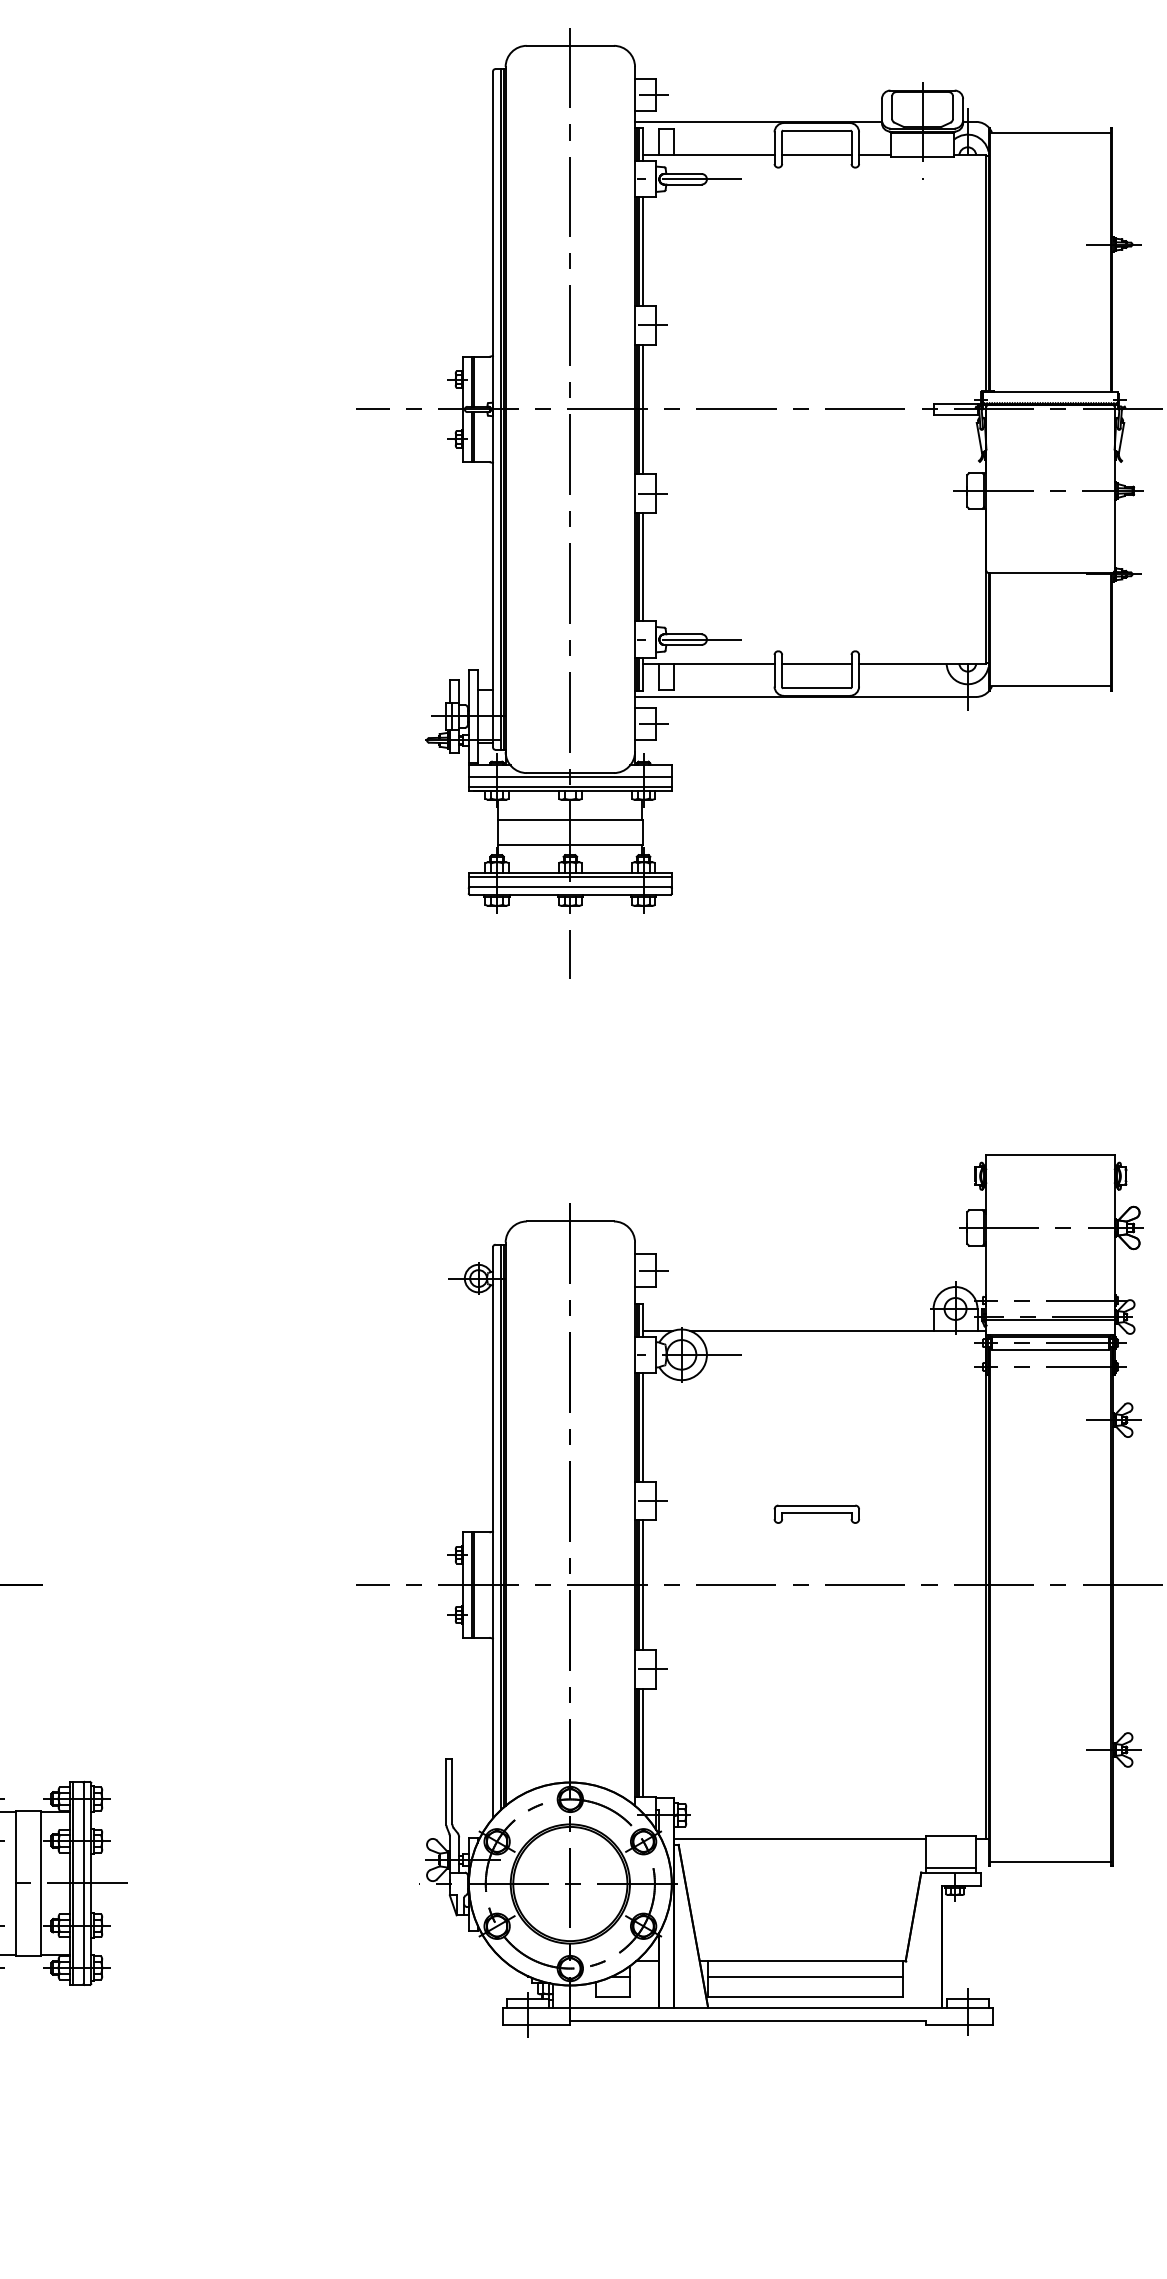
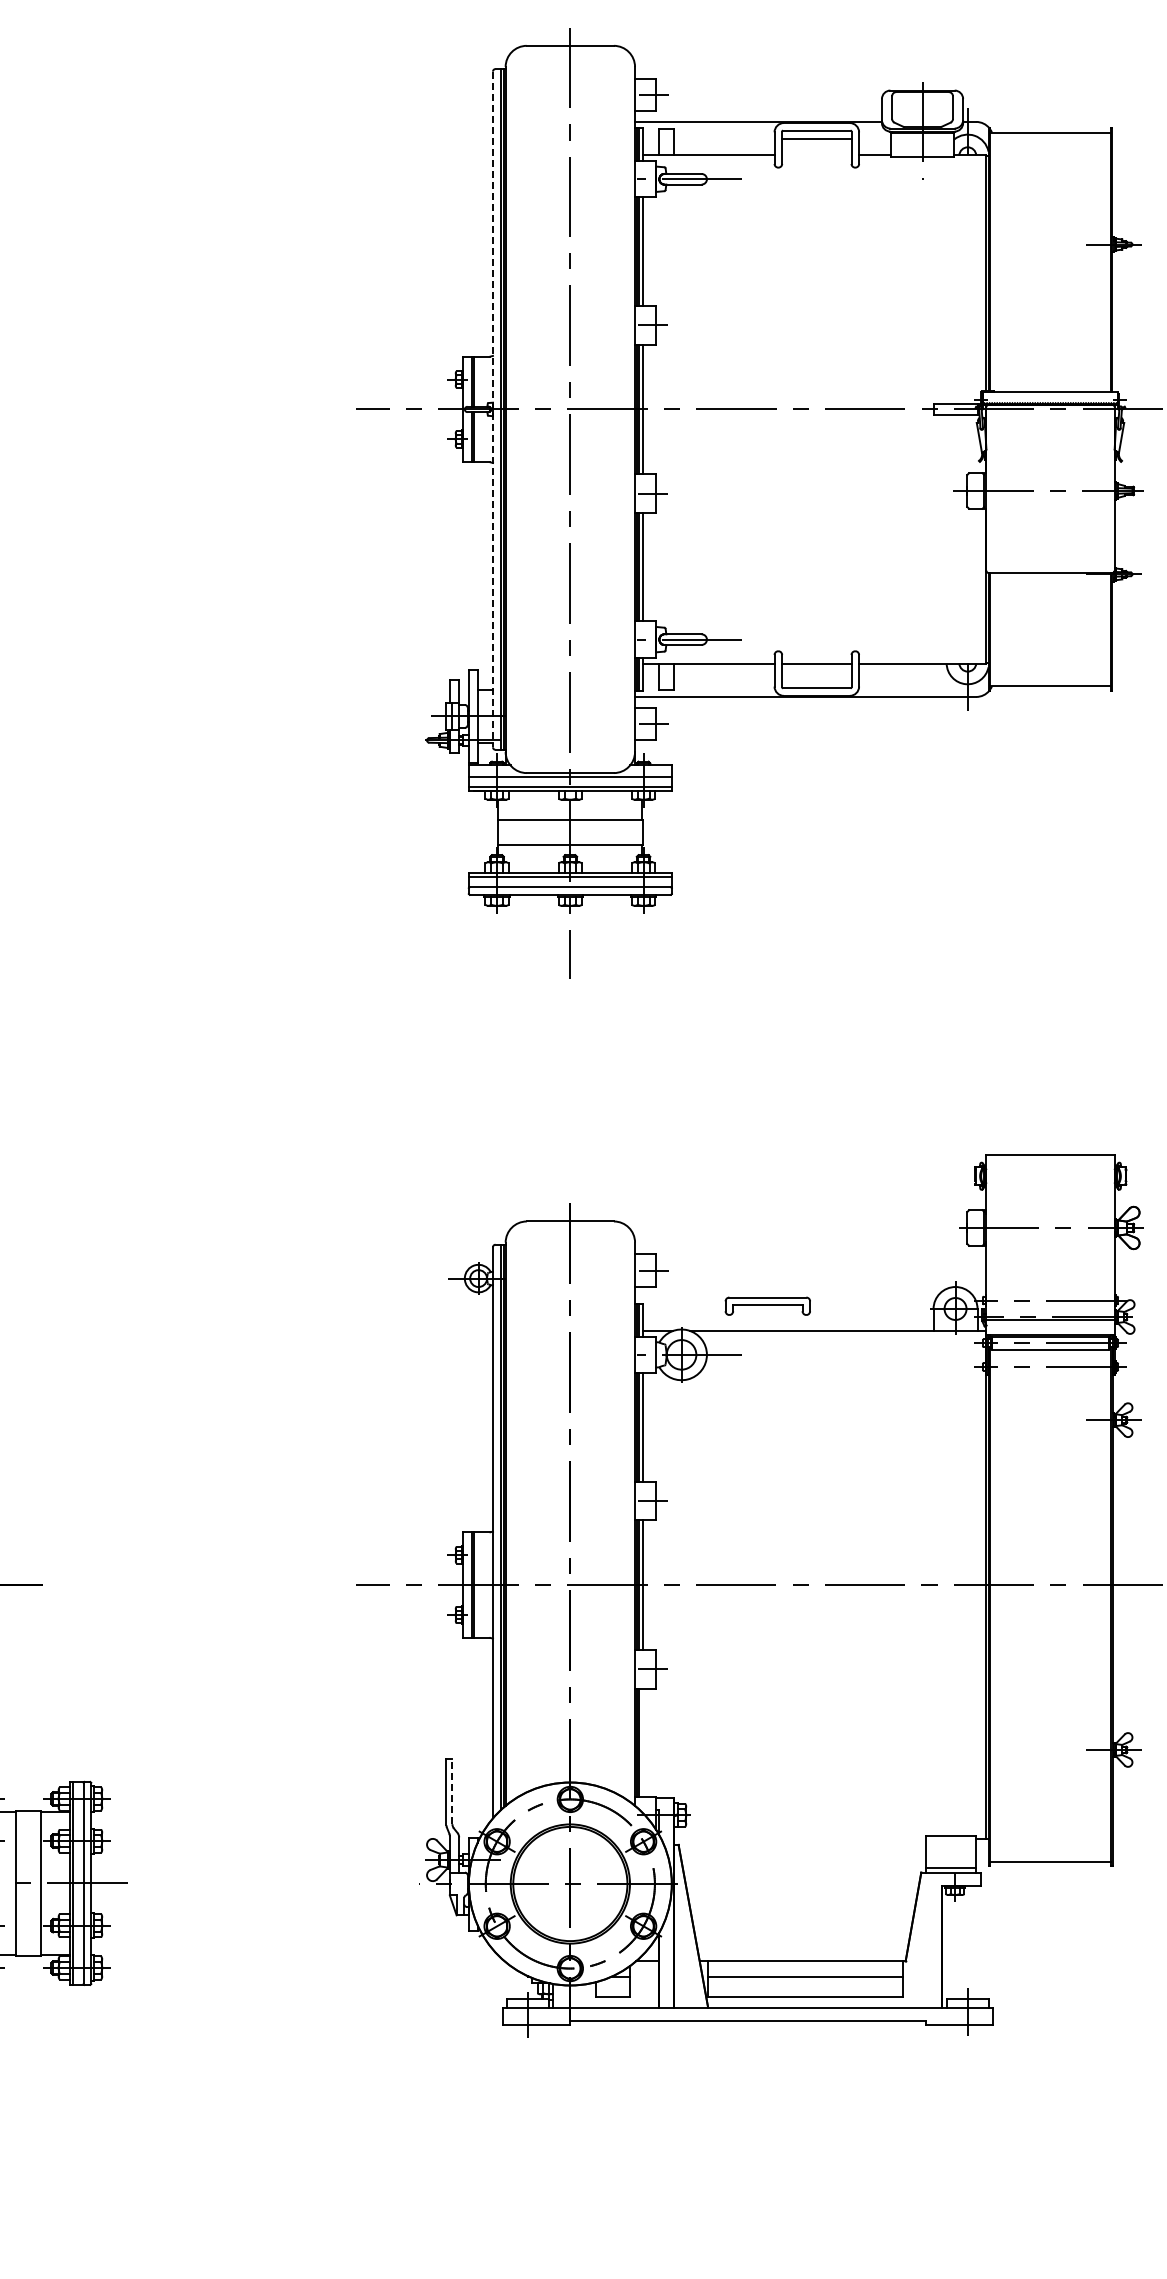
line position: (816, 155) -> (816, 139) (816, 139)
line: solid -> dashed (492, 409)
part position: (816, 1513) -> (767, 1305) (767, 1305)
line: present -> none (643, 1742)
line: solid -> dashed (452, 1791)
line: present -> none (799, 1839)
